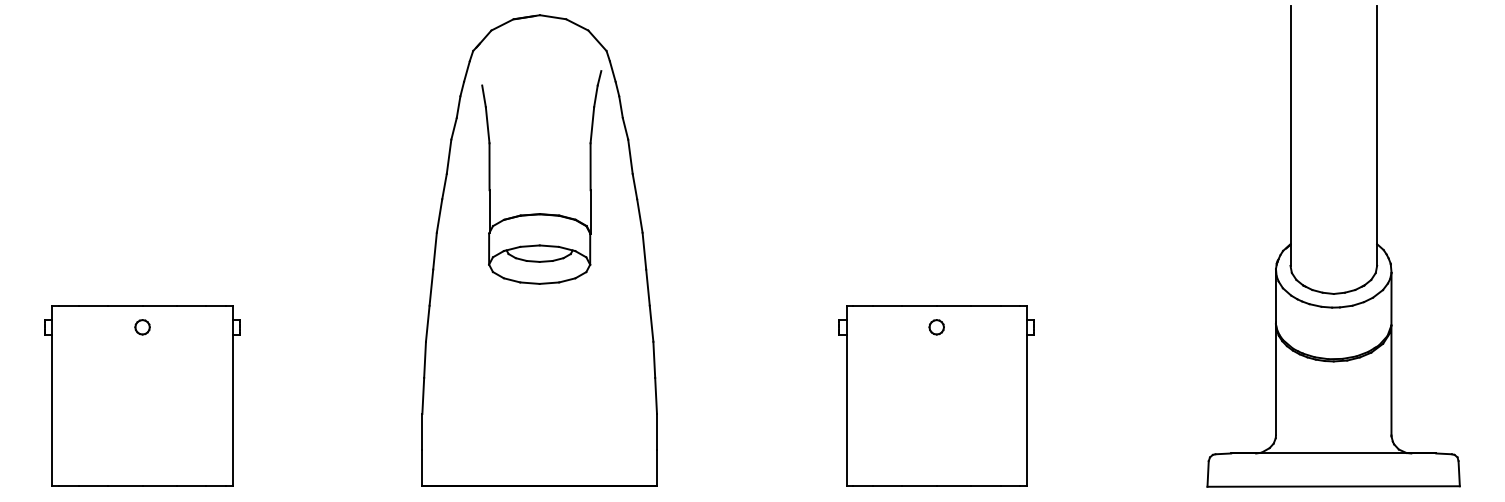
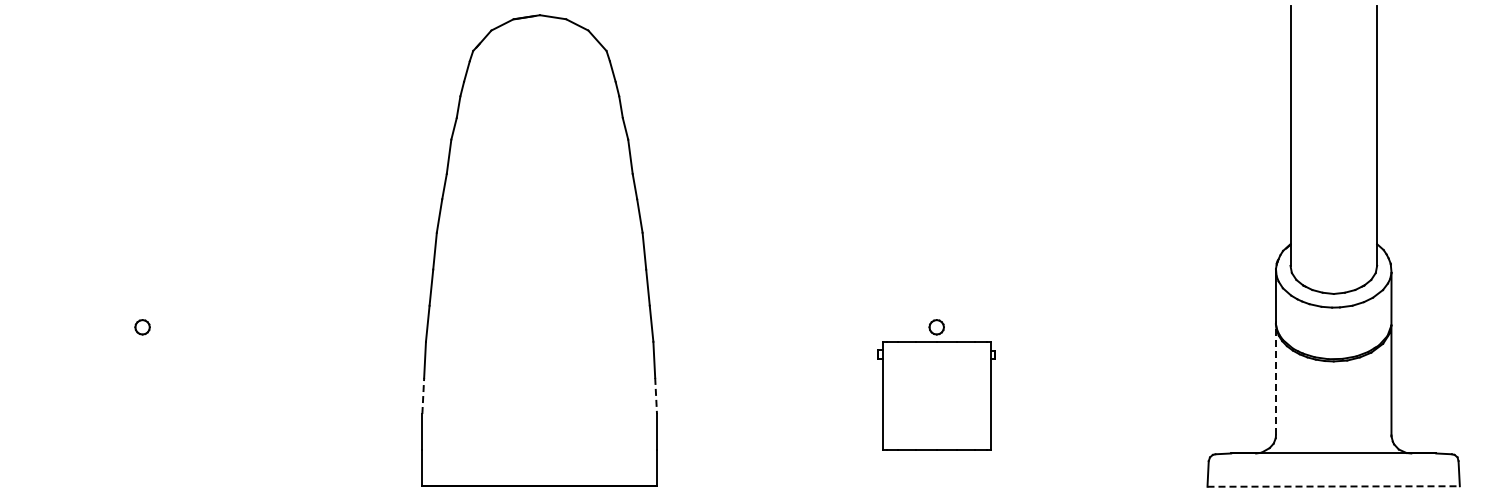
part: present -> none (541, 213)
line: solid -> dashed (1275, 379)
part: present -> none (142, 395)
line: solid -> dashed (423, 395)
part size: 197x182 px -> 119x110 px (936, 395)
line: solid -> dashed (656, 396)
line: solid -> dashed (1334, 486)
